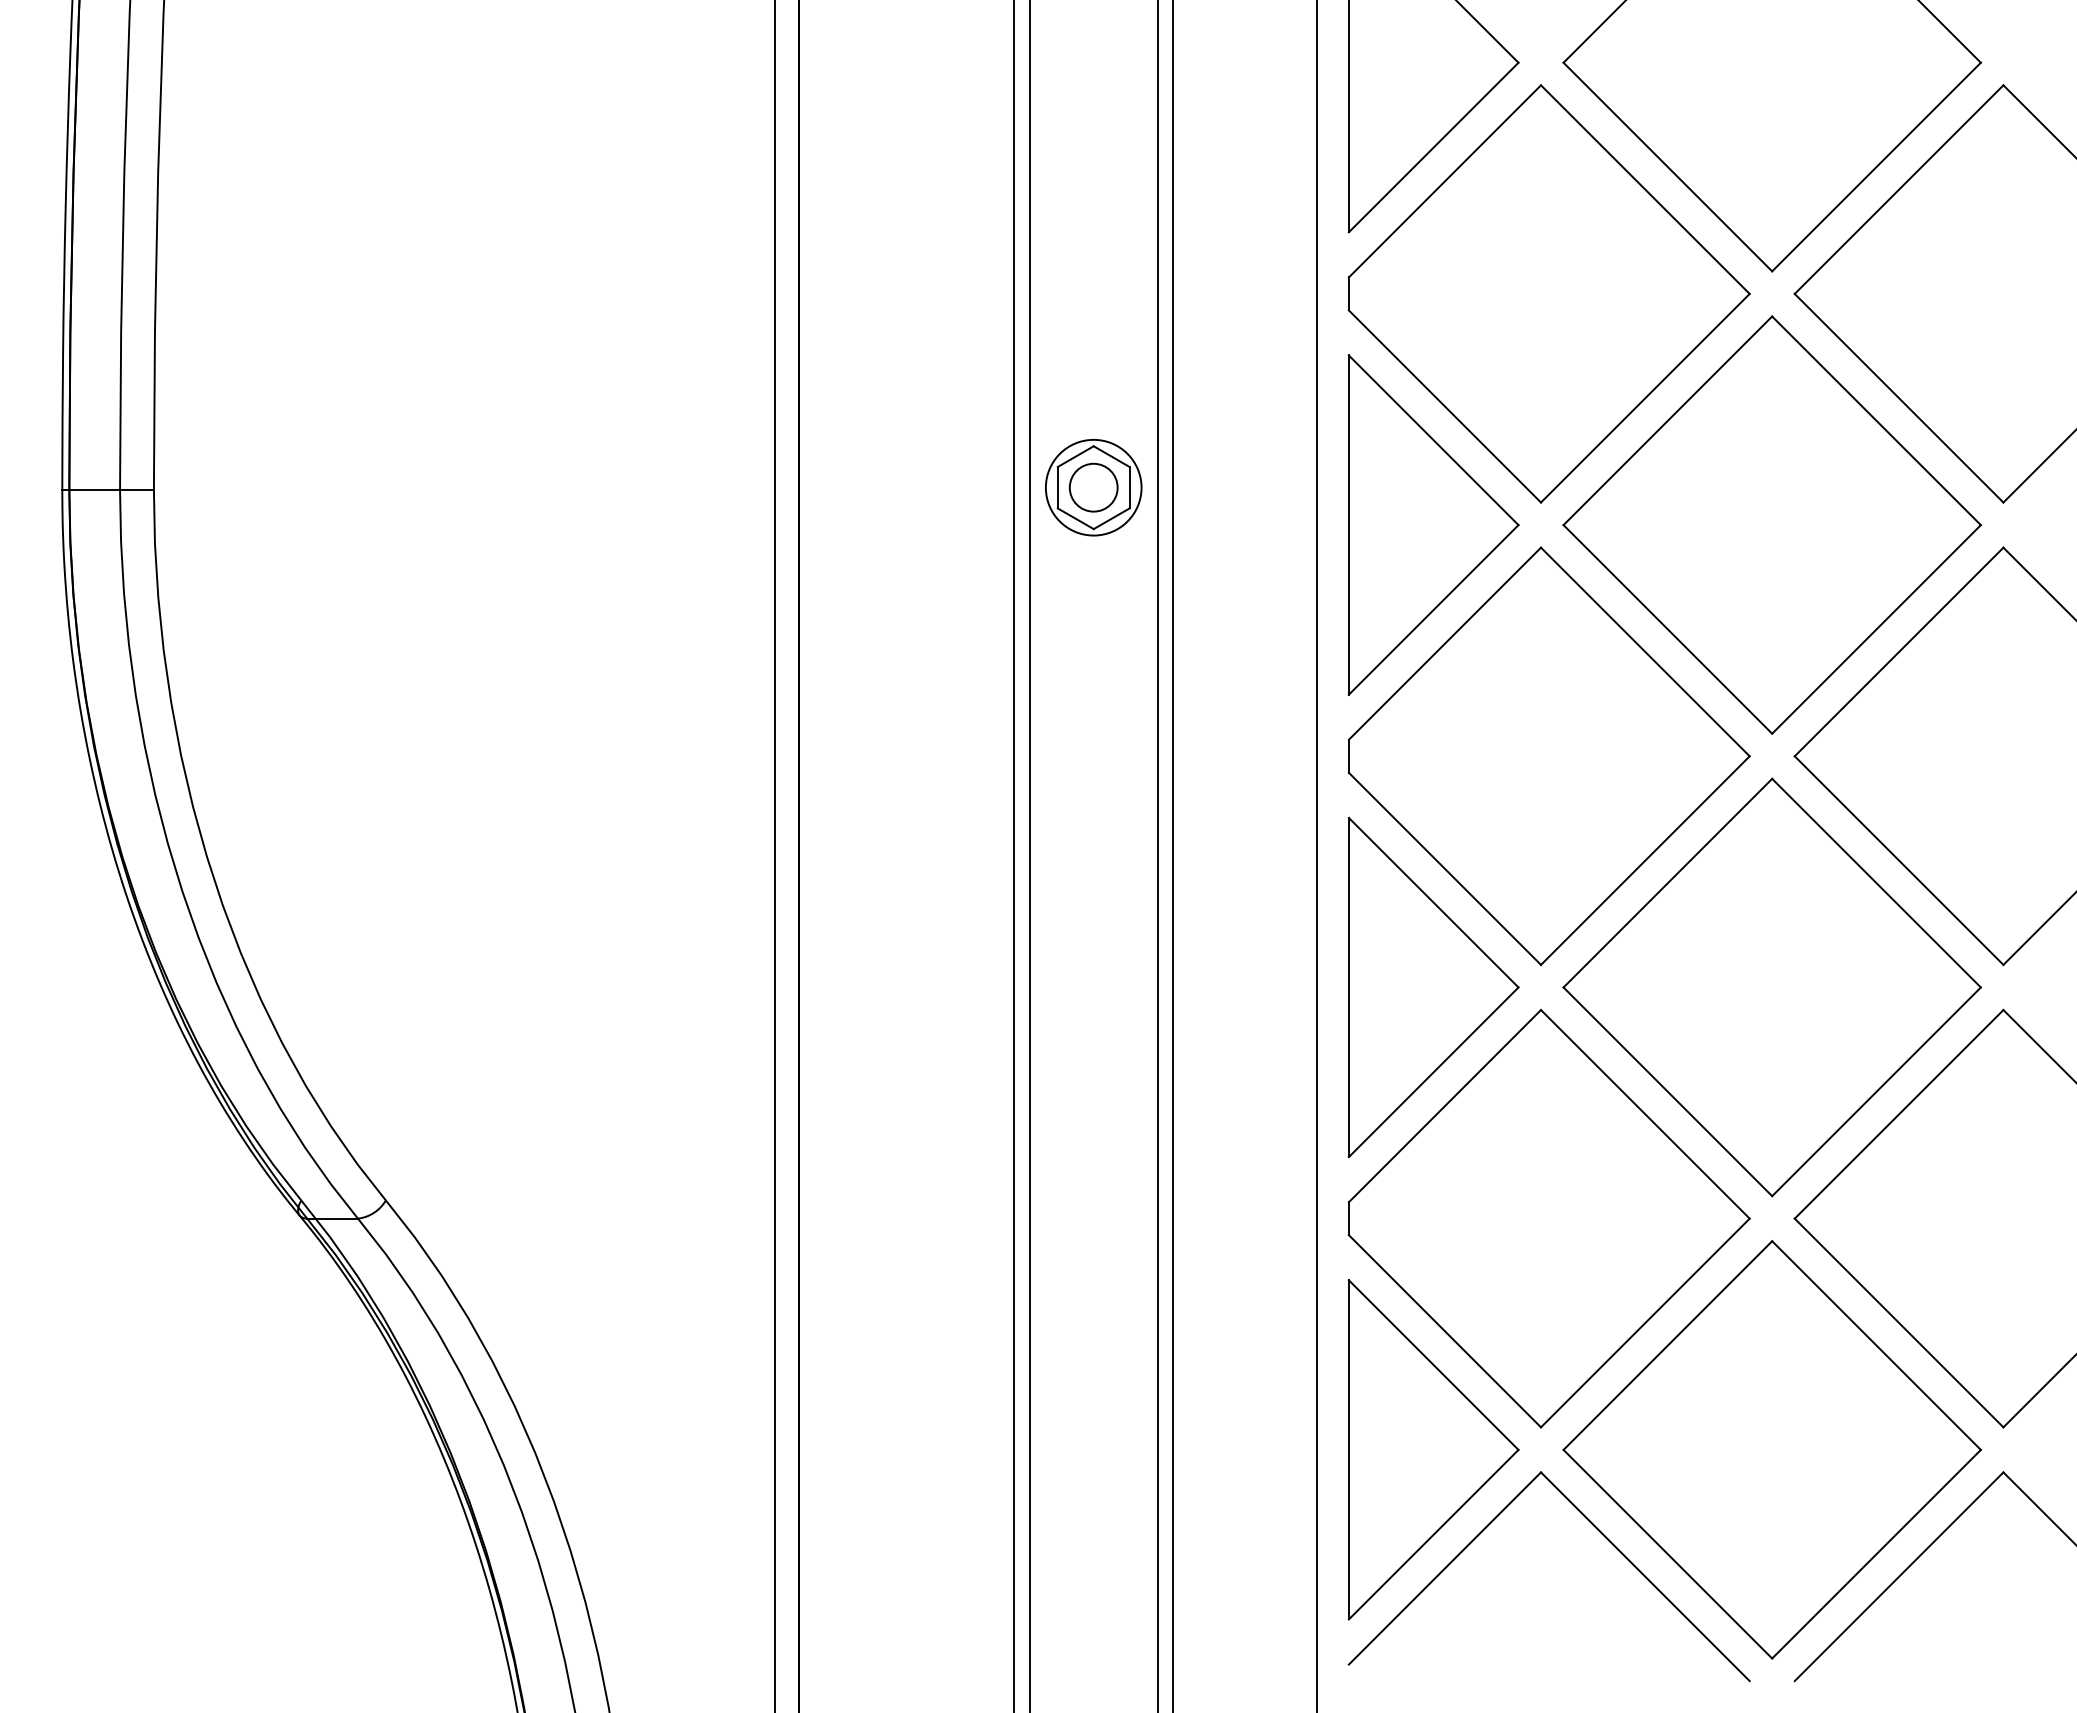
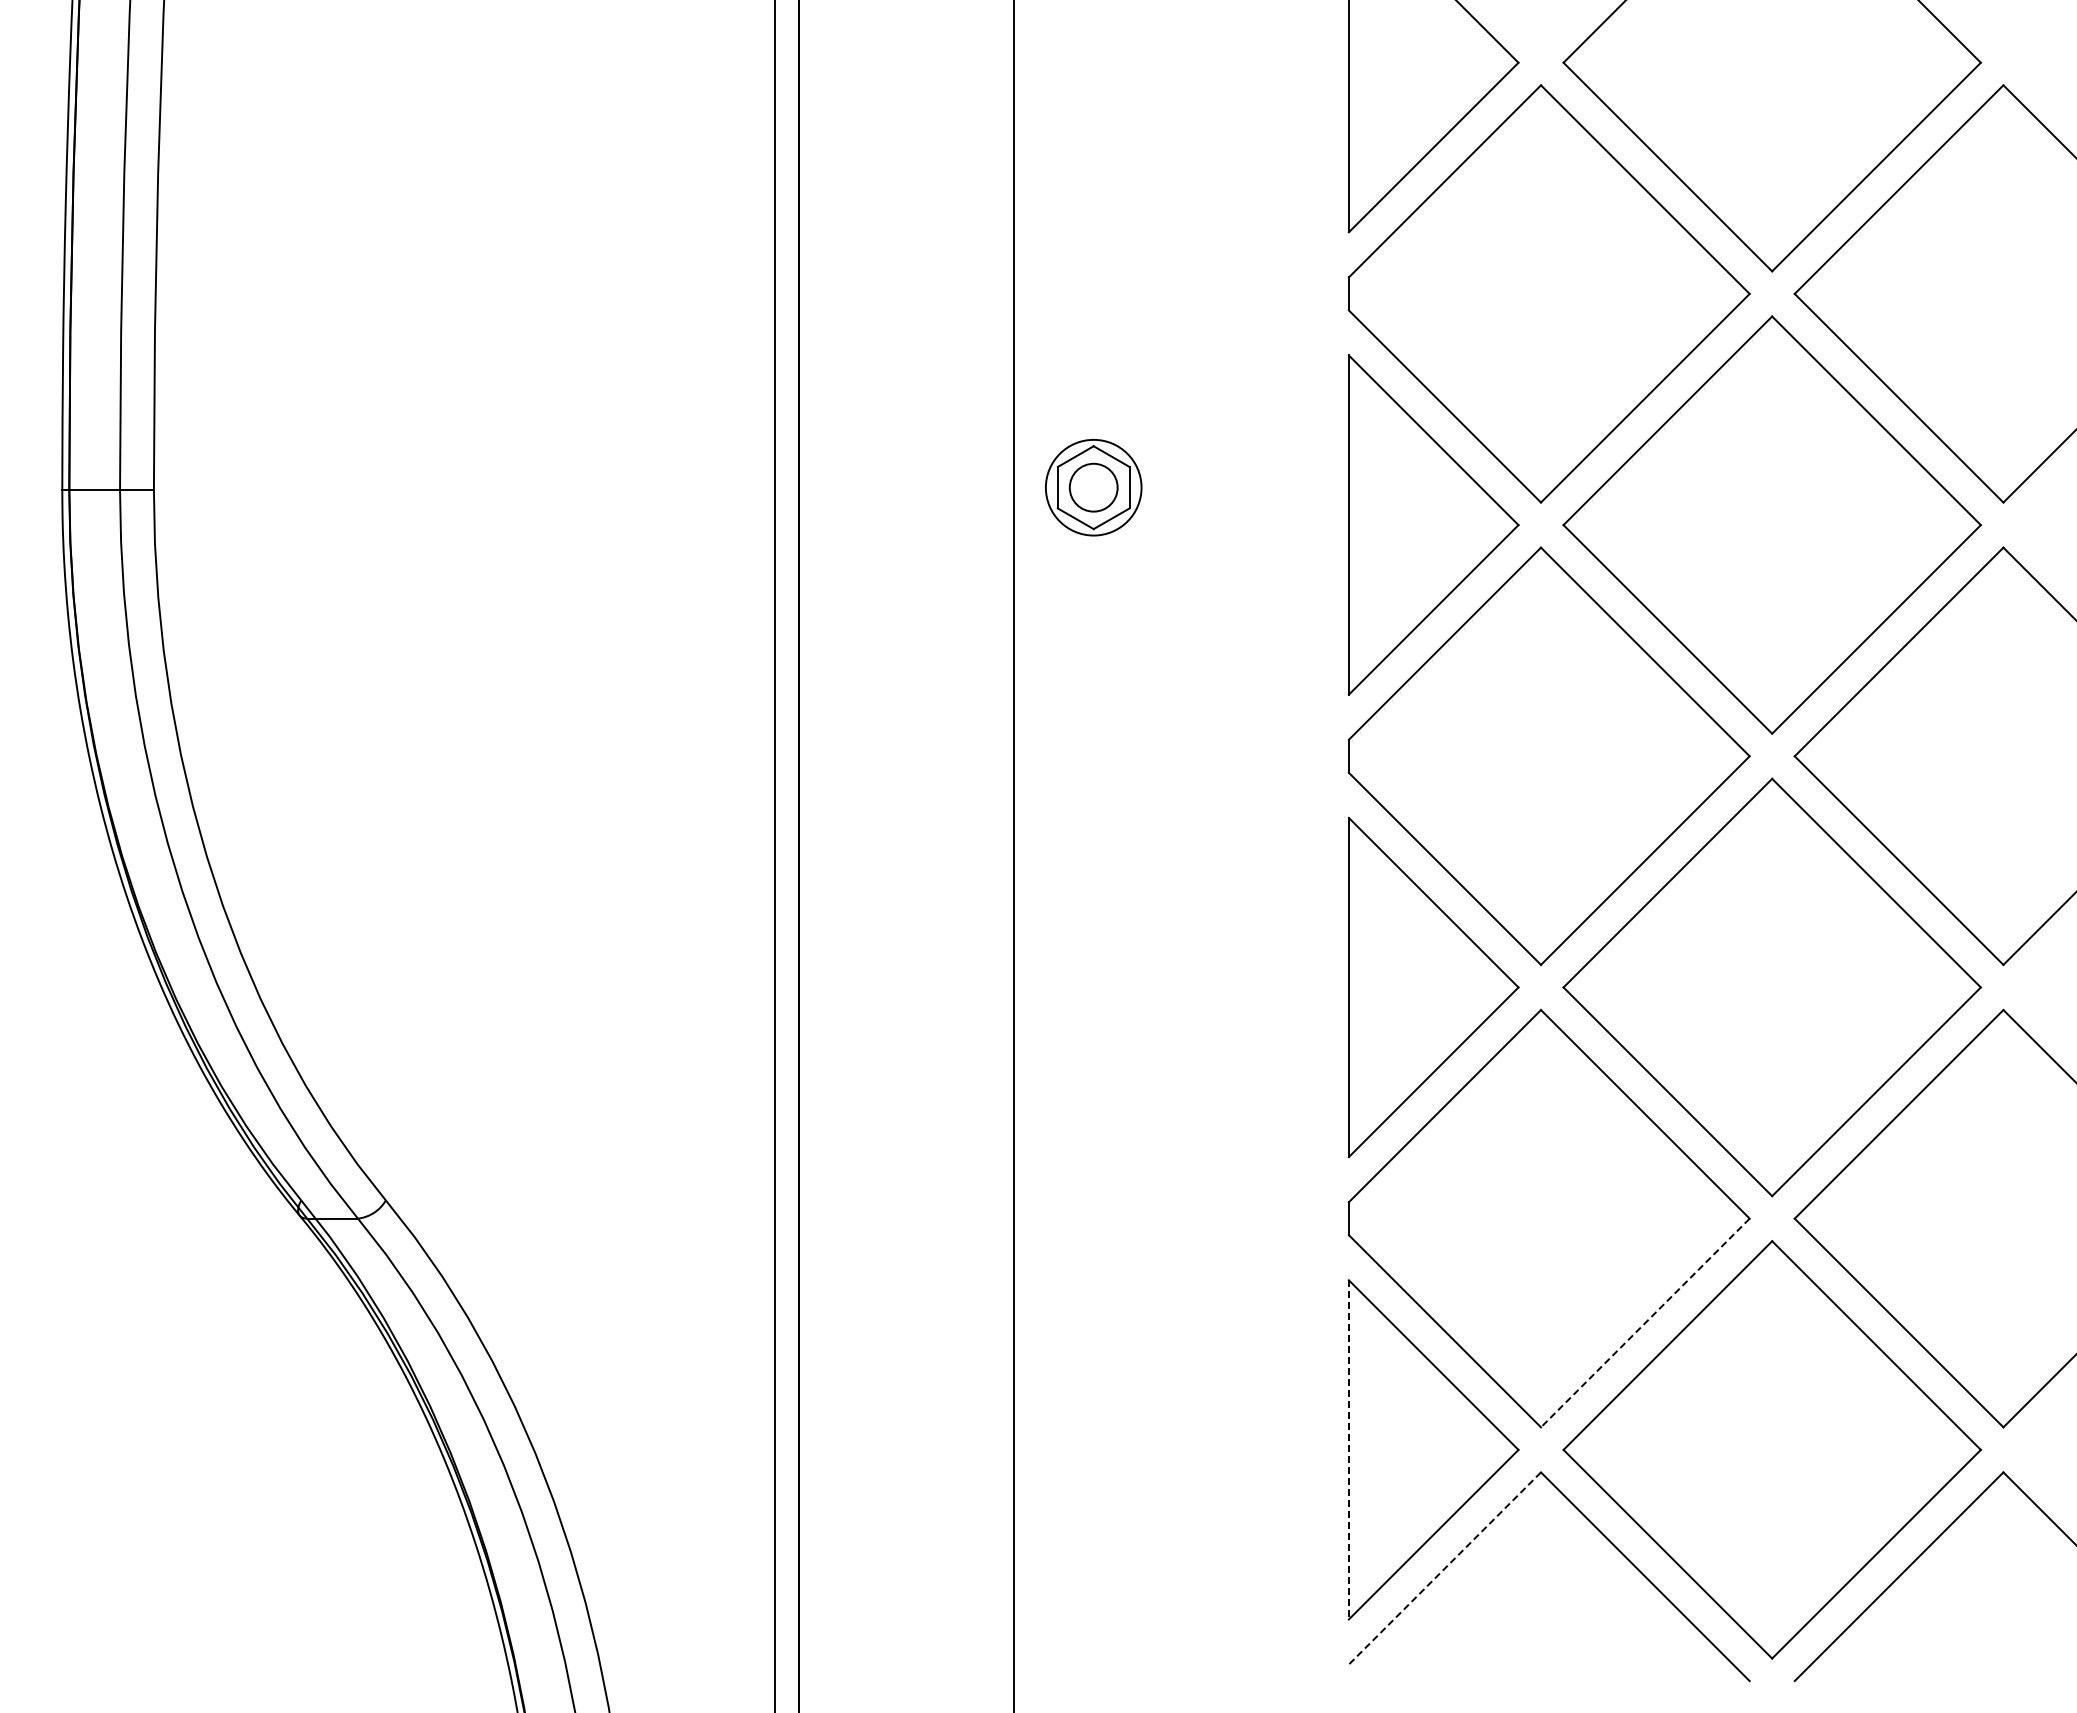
line: present -> none (1029, 855)
line: present -> none (1157, 855)
line: present -> none (1173, 855)
line: present -> none (1317, 855)
line: solid -> dashed (1645, 1323)
line: solid -> dashed (1348, 1449)
line: solid -> dashed (1444, 1568)
